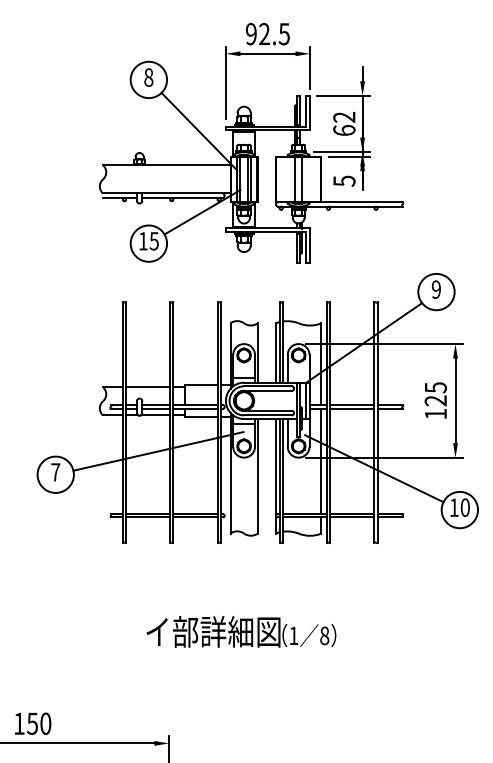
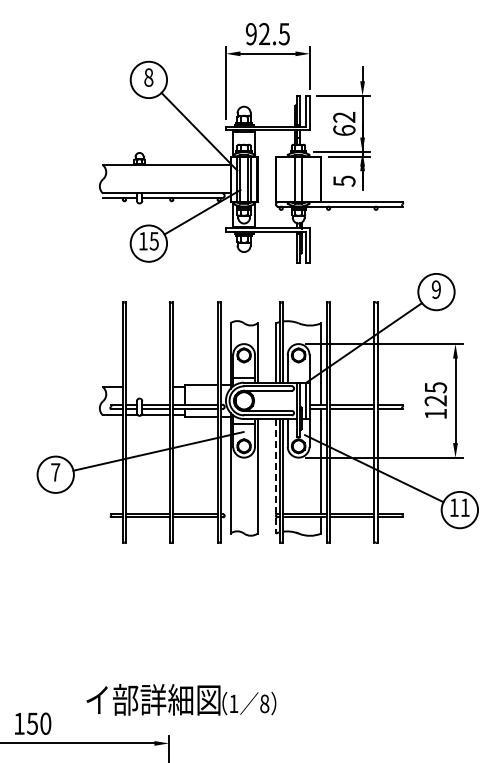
line: present -> none (147, 387)
line: solid -> dashed (275, 476)
text: 10 -> 11 (464, 507)
text position: (241, 631) -> (181, 699) (181, 699)
